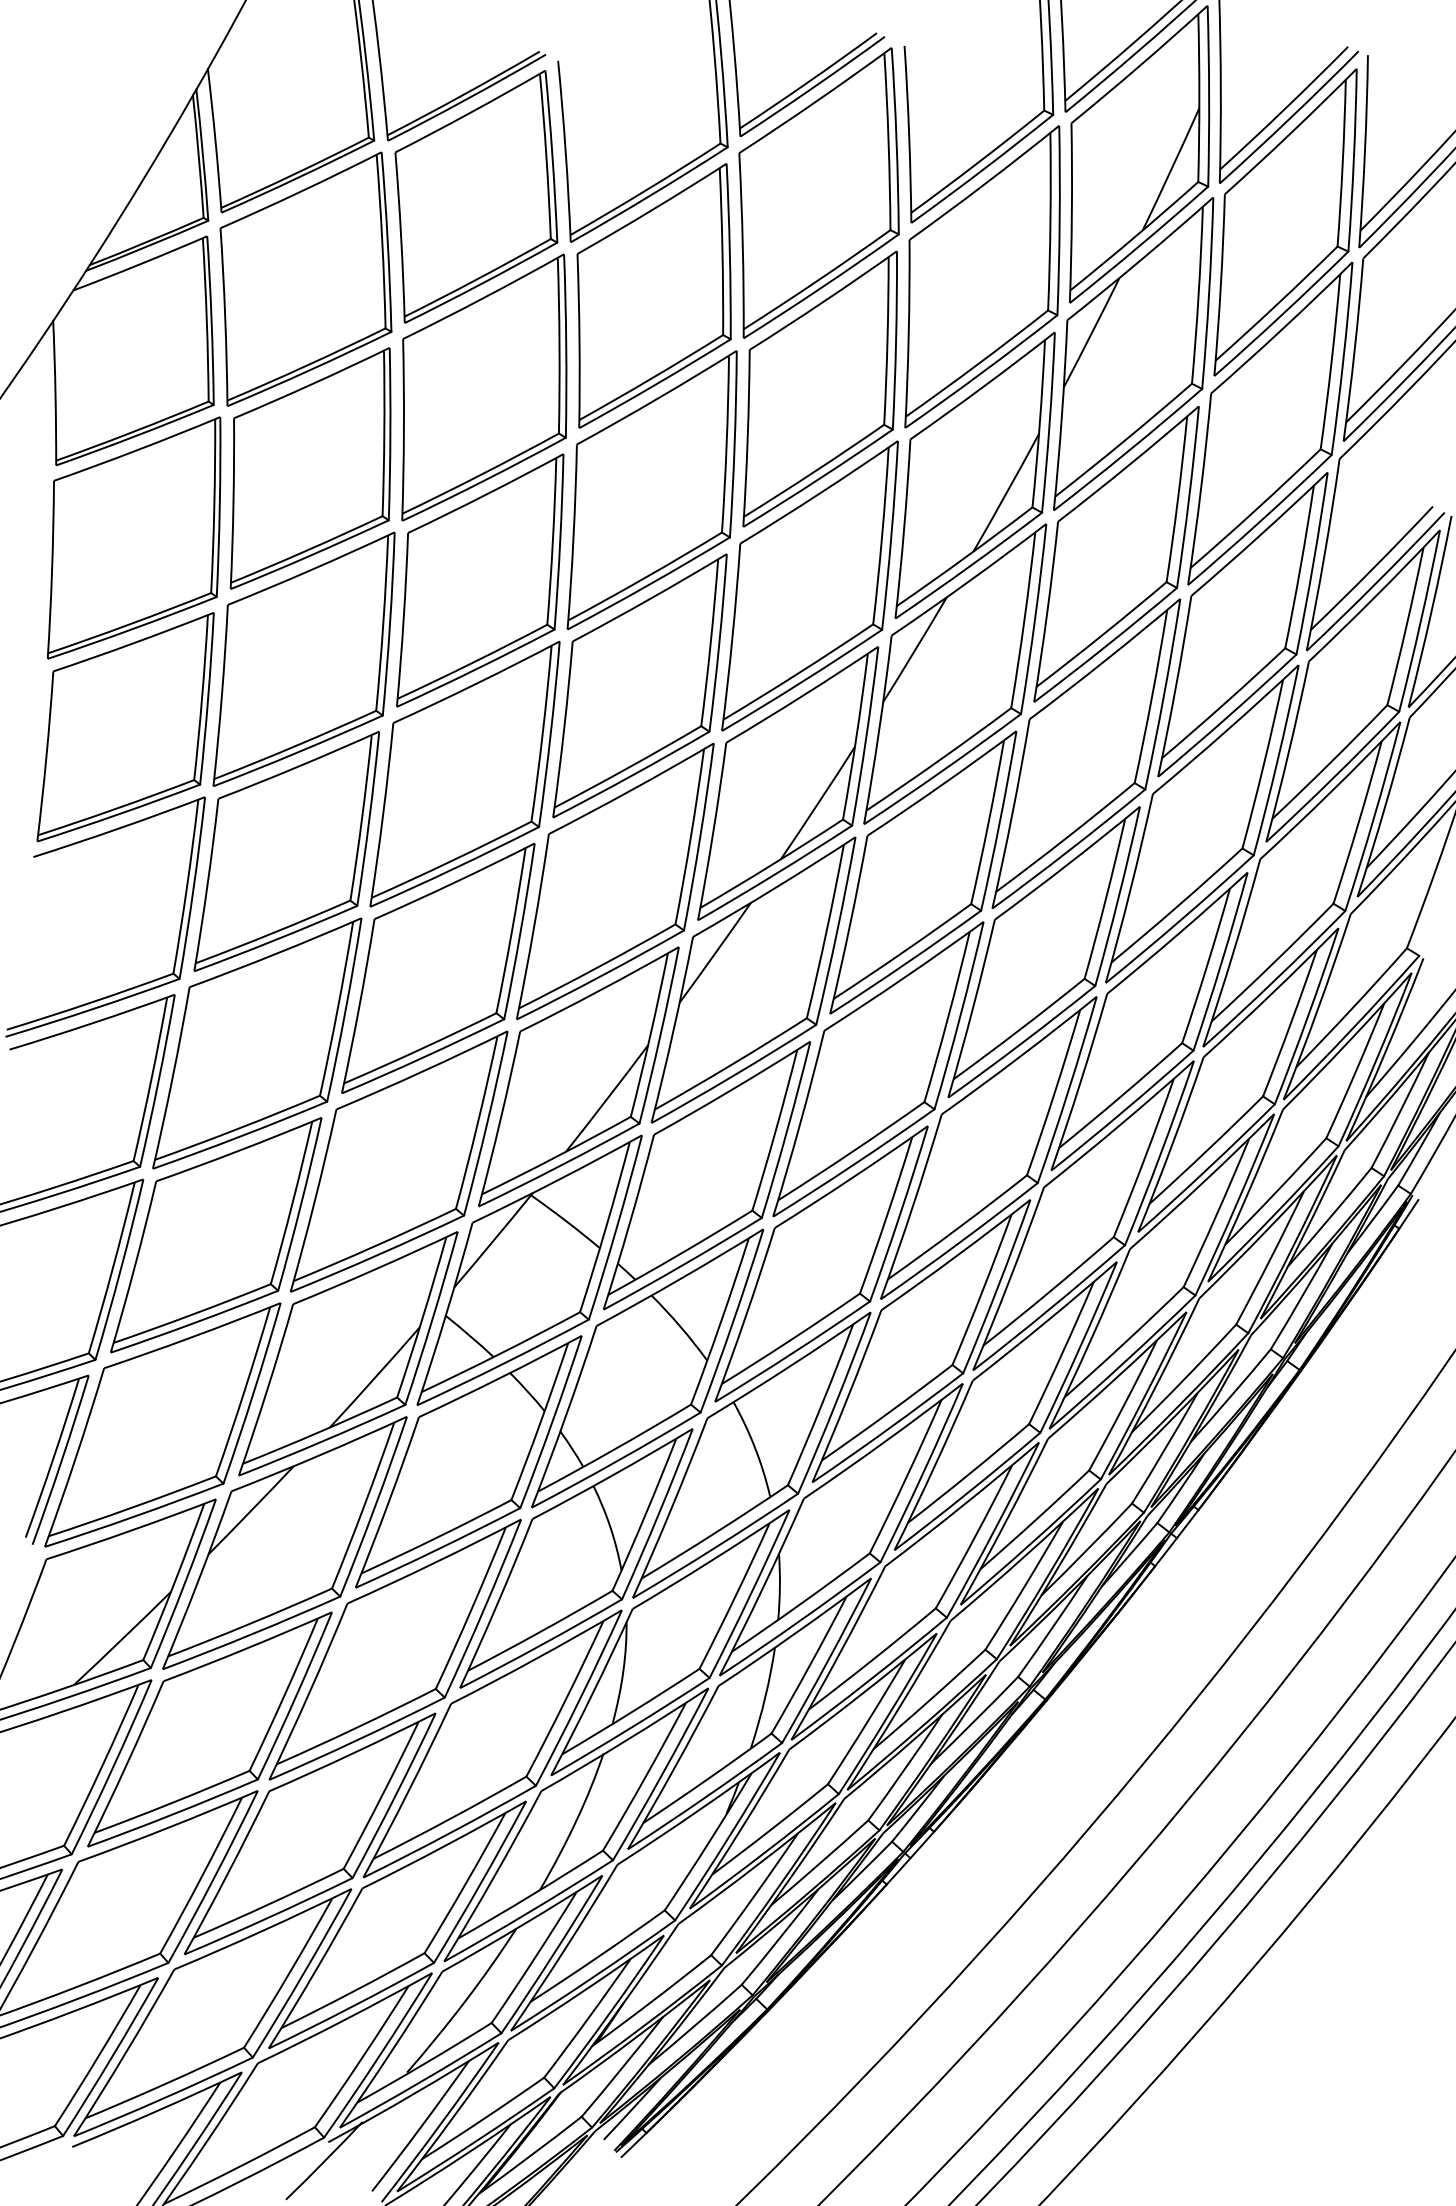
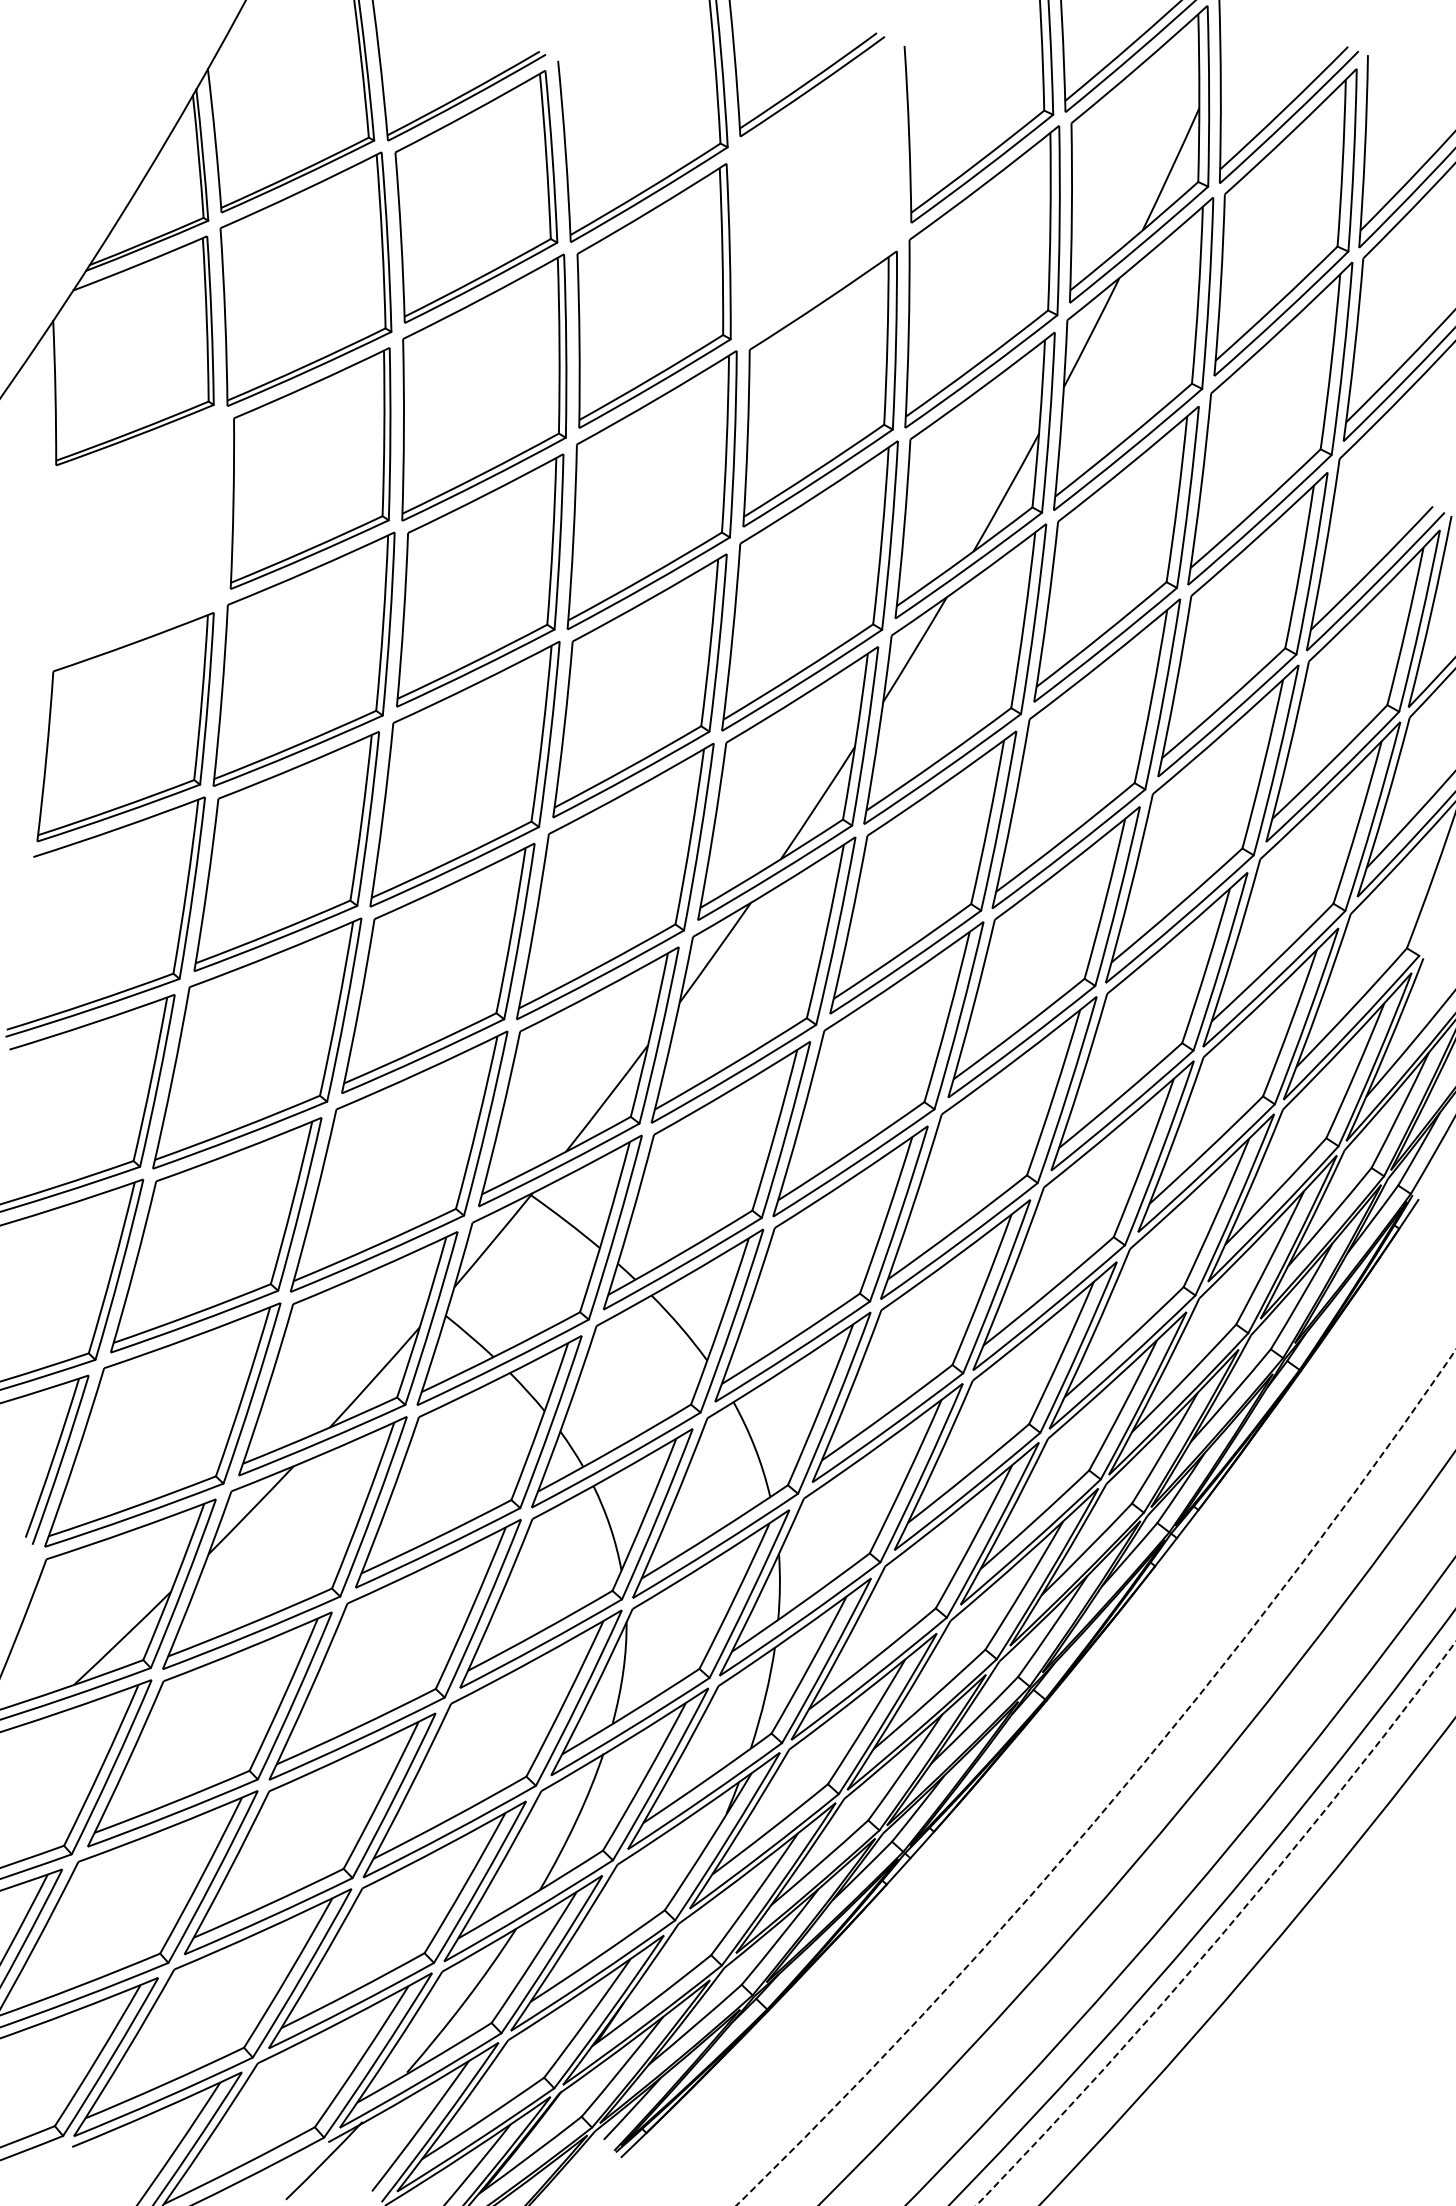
part: present -> none (818, 192)
part: present -> none (133, 537)
arc: solid -> dashed (1115, 1796)
arc: solid -> dashed (1224, 1931)
